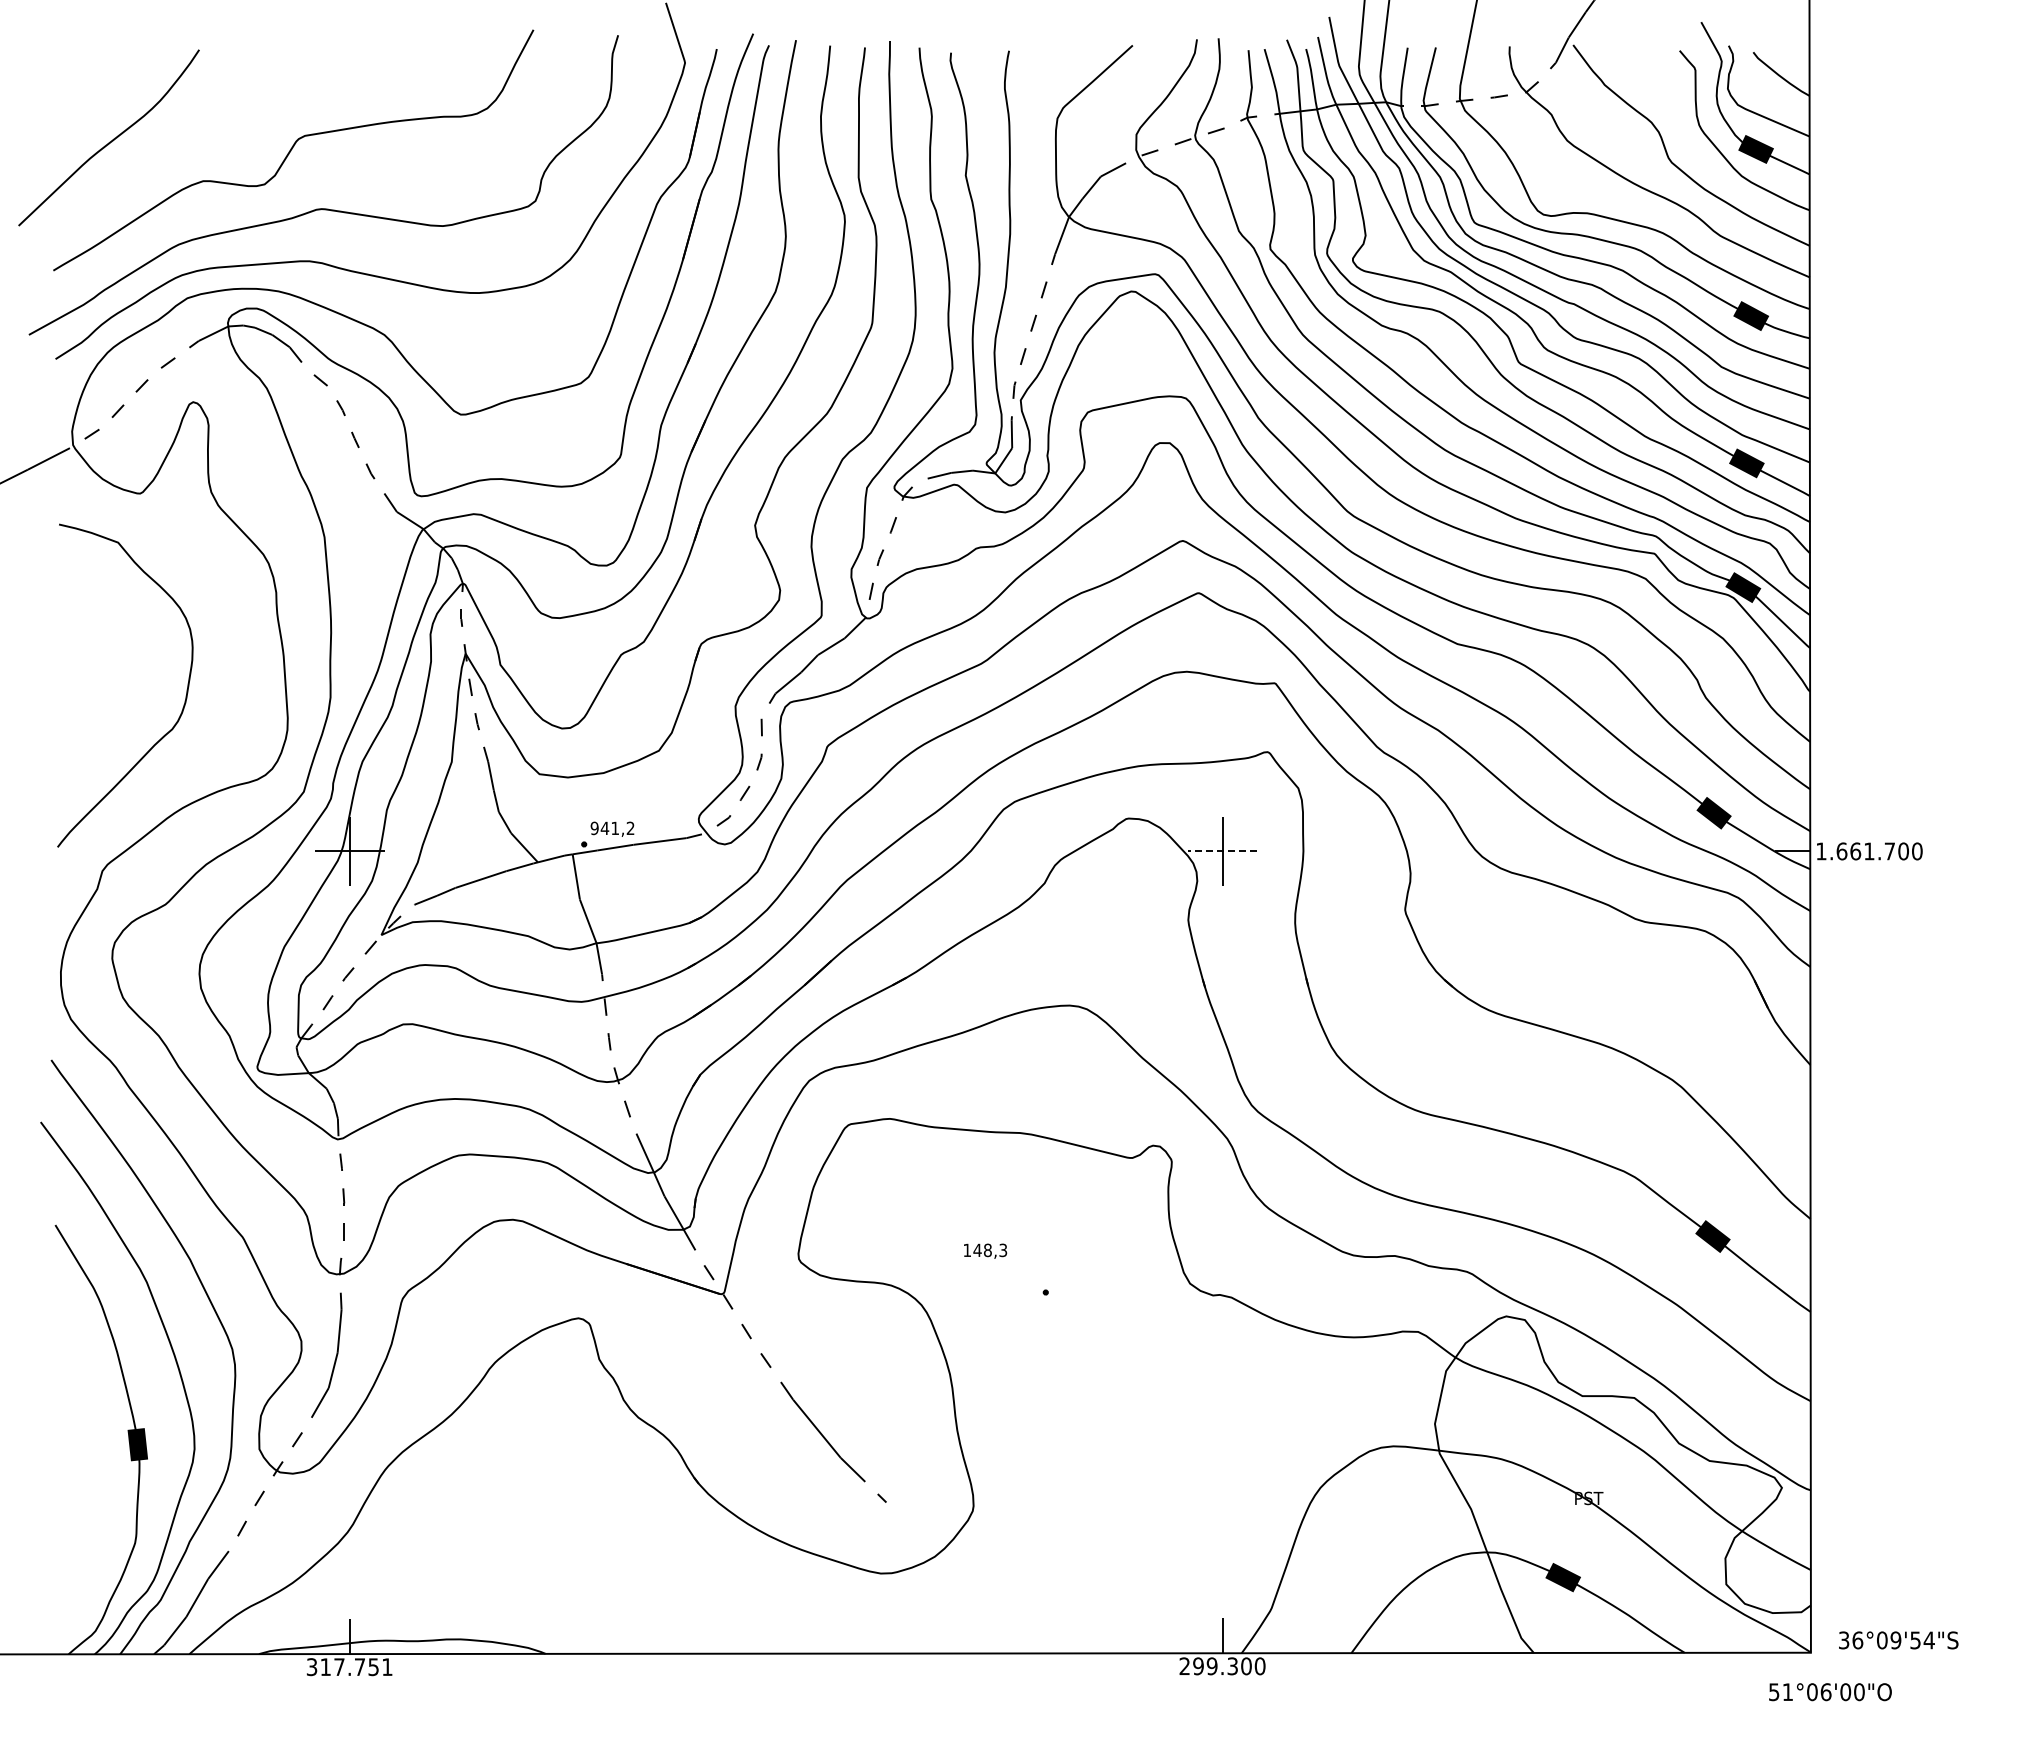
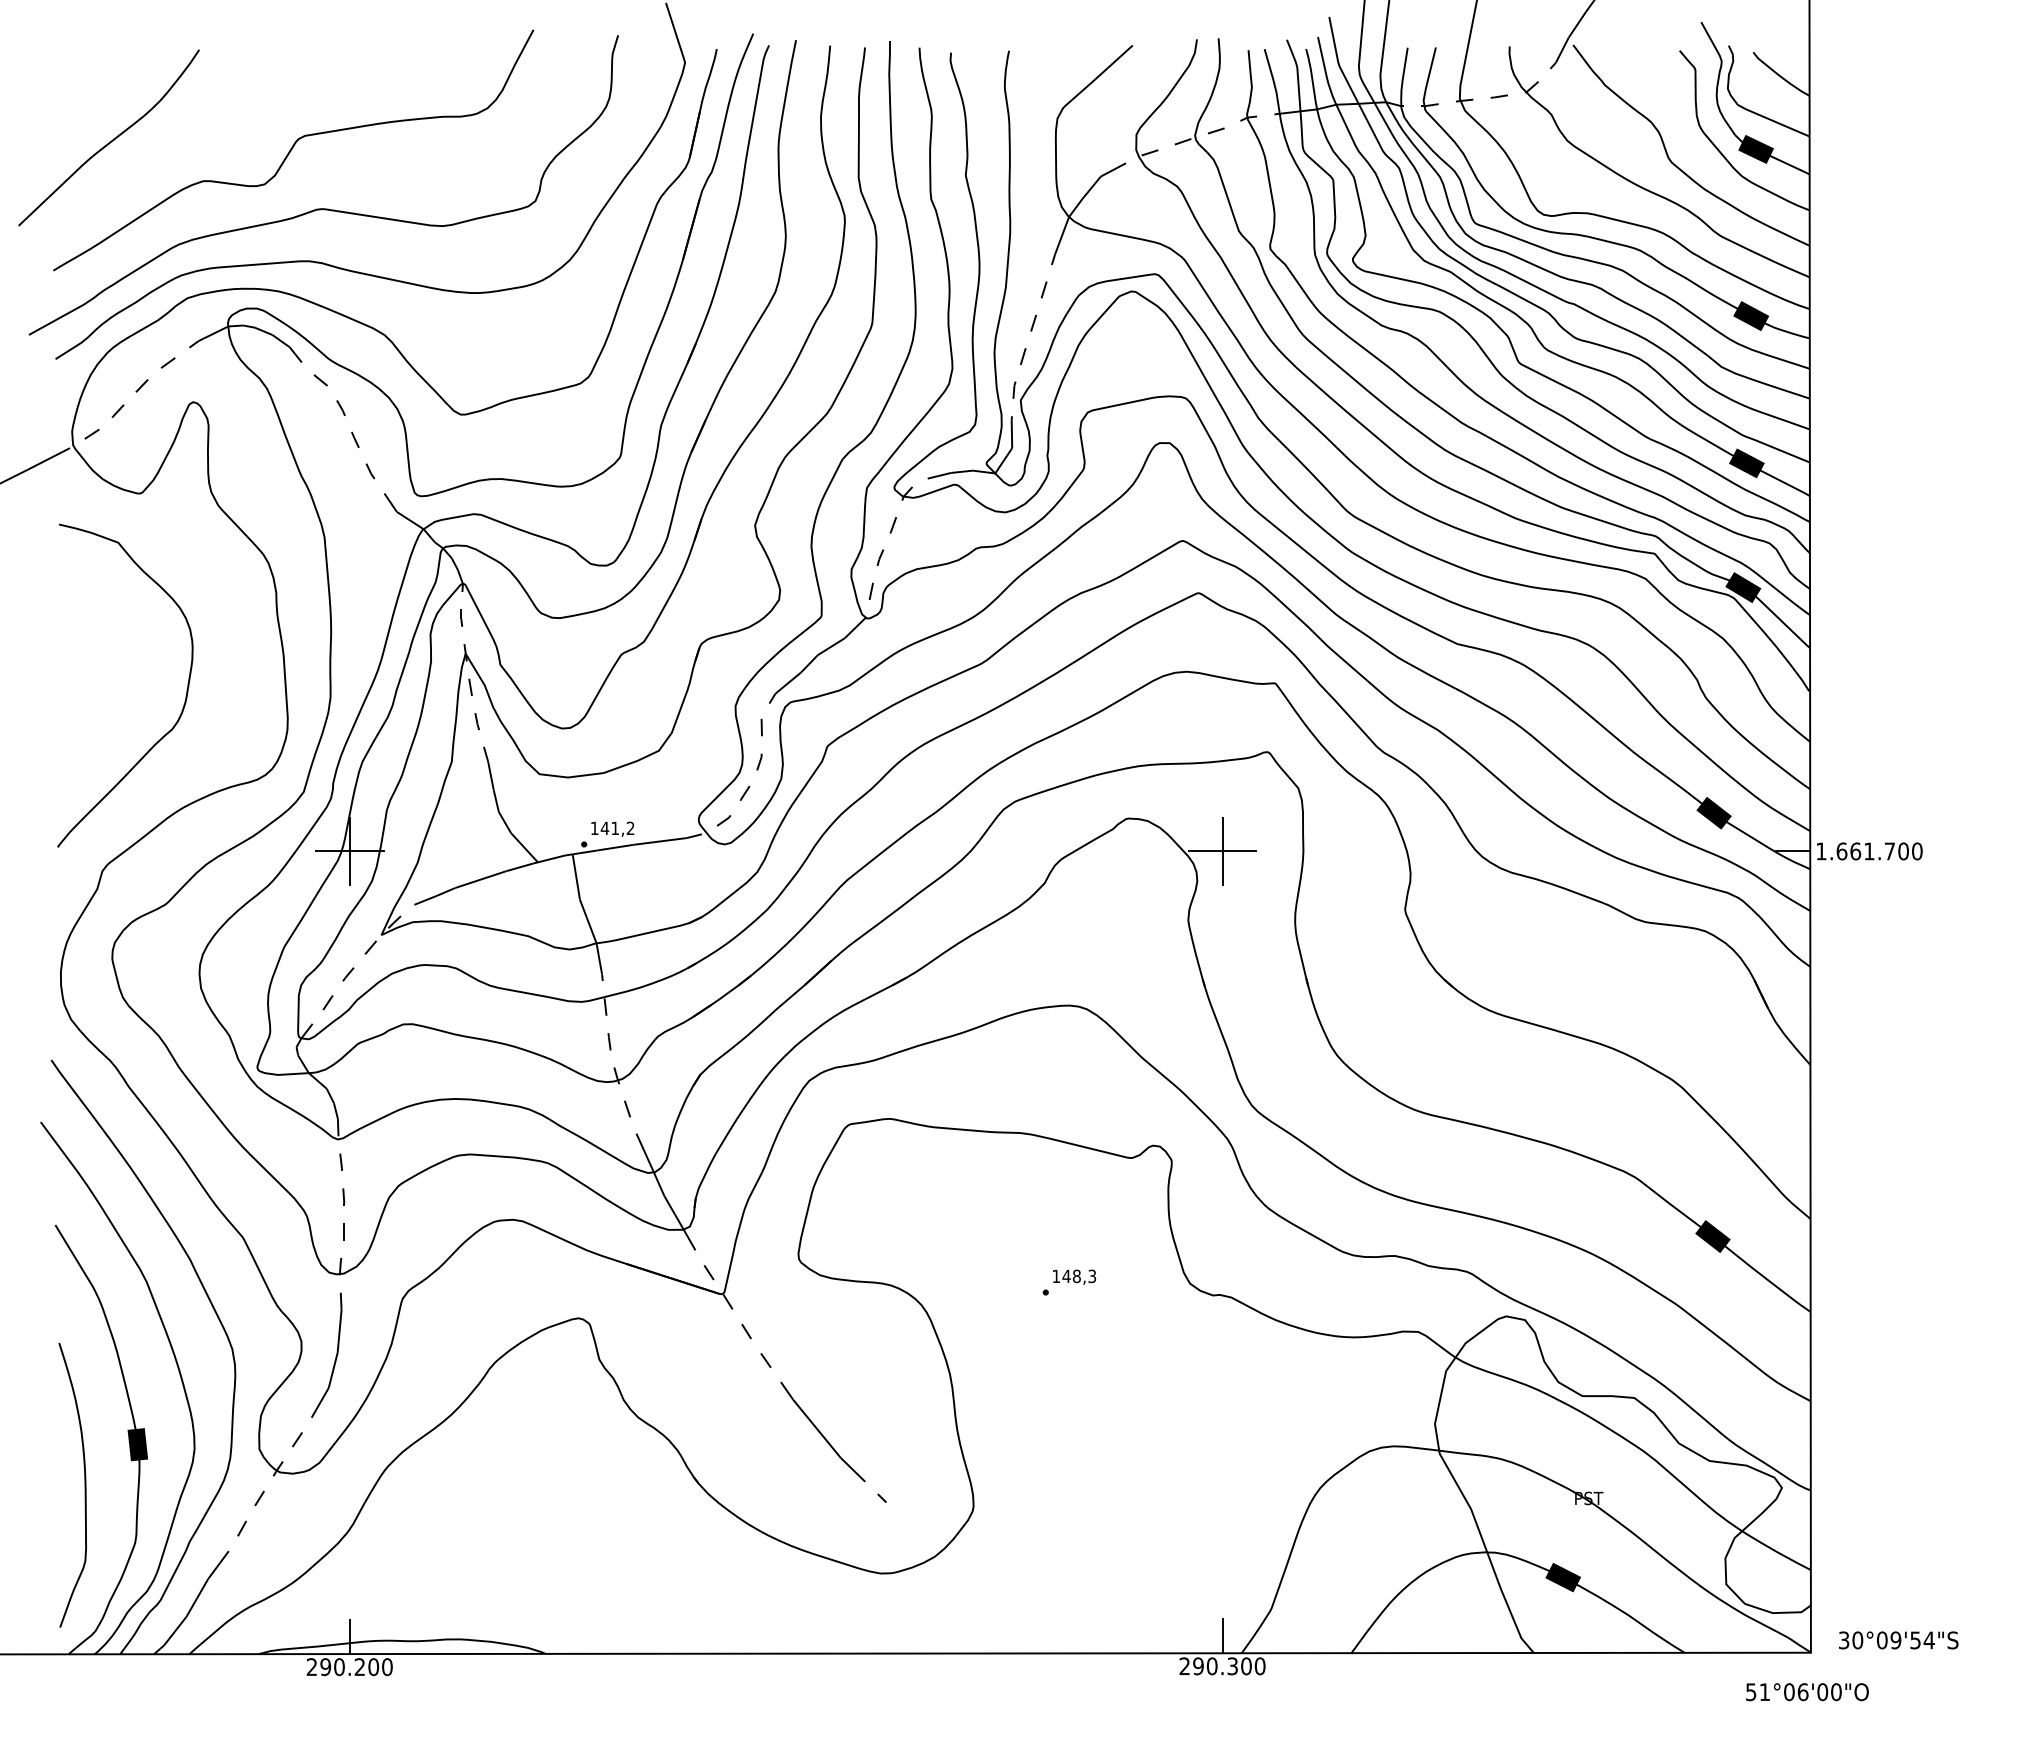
text: 941,2 -> 141,2 (594, 828)
line: dashed -> solid (1222, 851)
text position: (985, 1250) -> (1074, 1276) (1074, 1276)
curve: none -> present (84, 1485)
text: 36°09'54"S -> 30°09'54"S (1857, 1640)
text: 299.300 -> 290.300 (1211, 1666)
text: 317.751 -> 290.200 (349, 1667)
text position: (1830, 1692) -> (1807, 1692) (1807, 1692)
